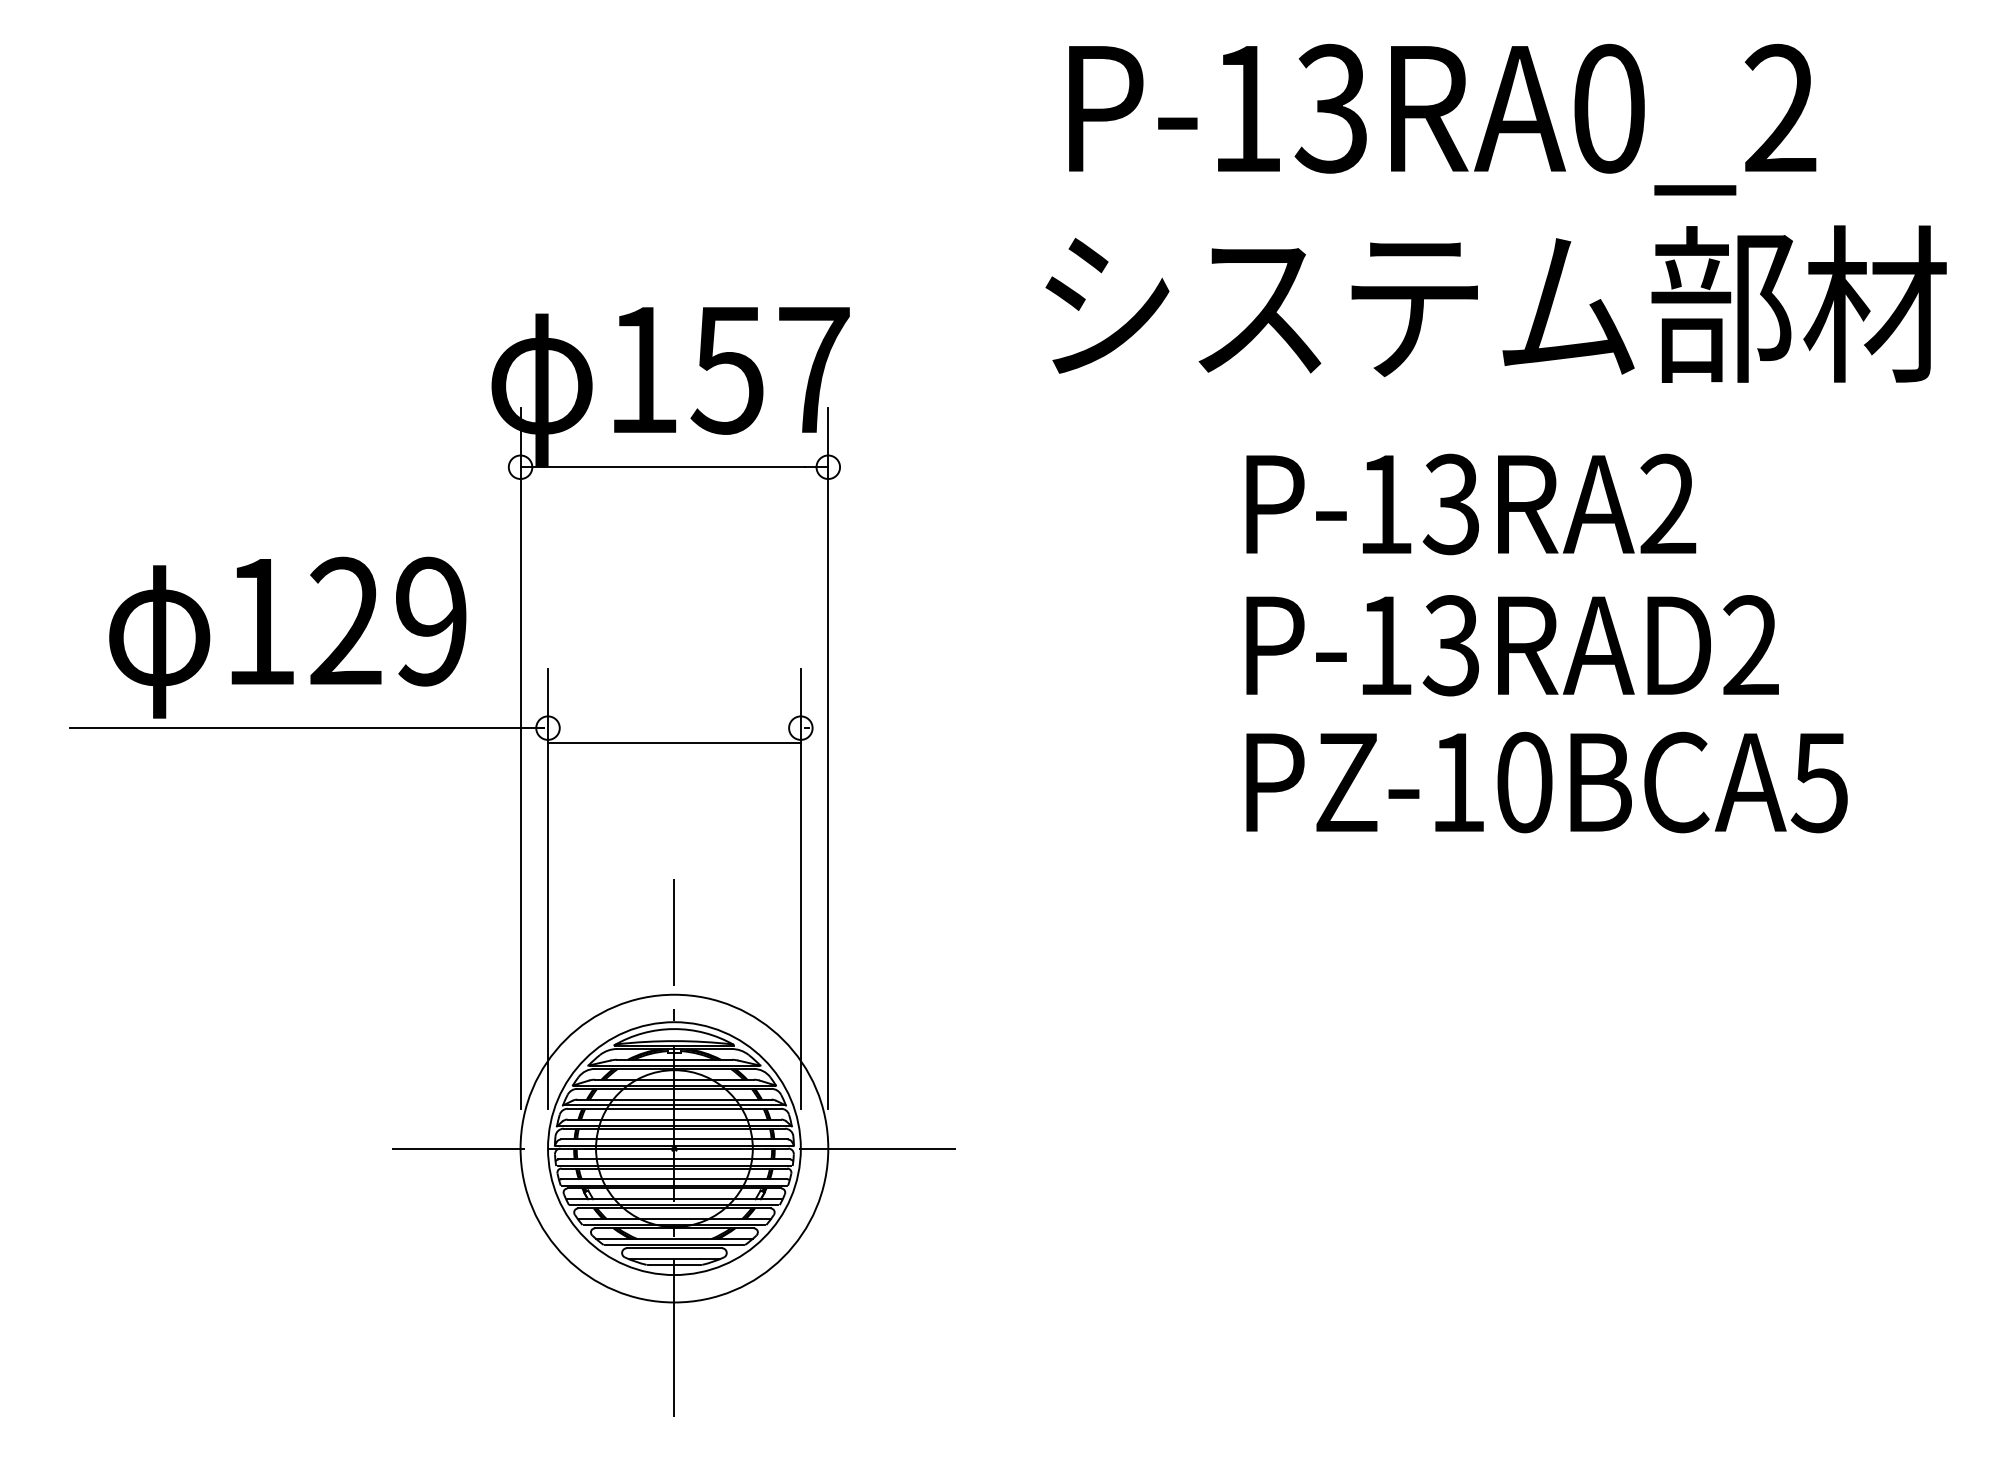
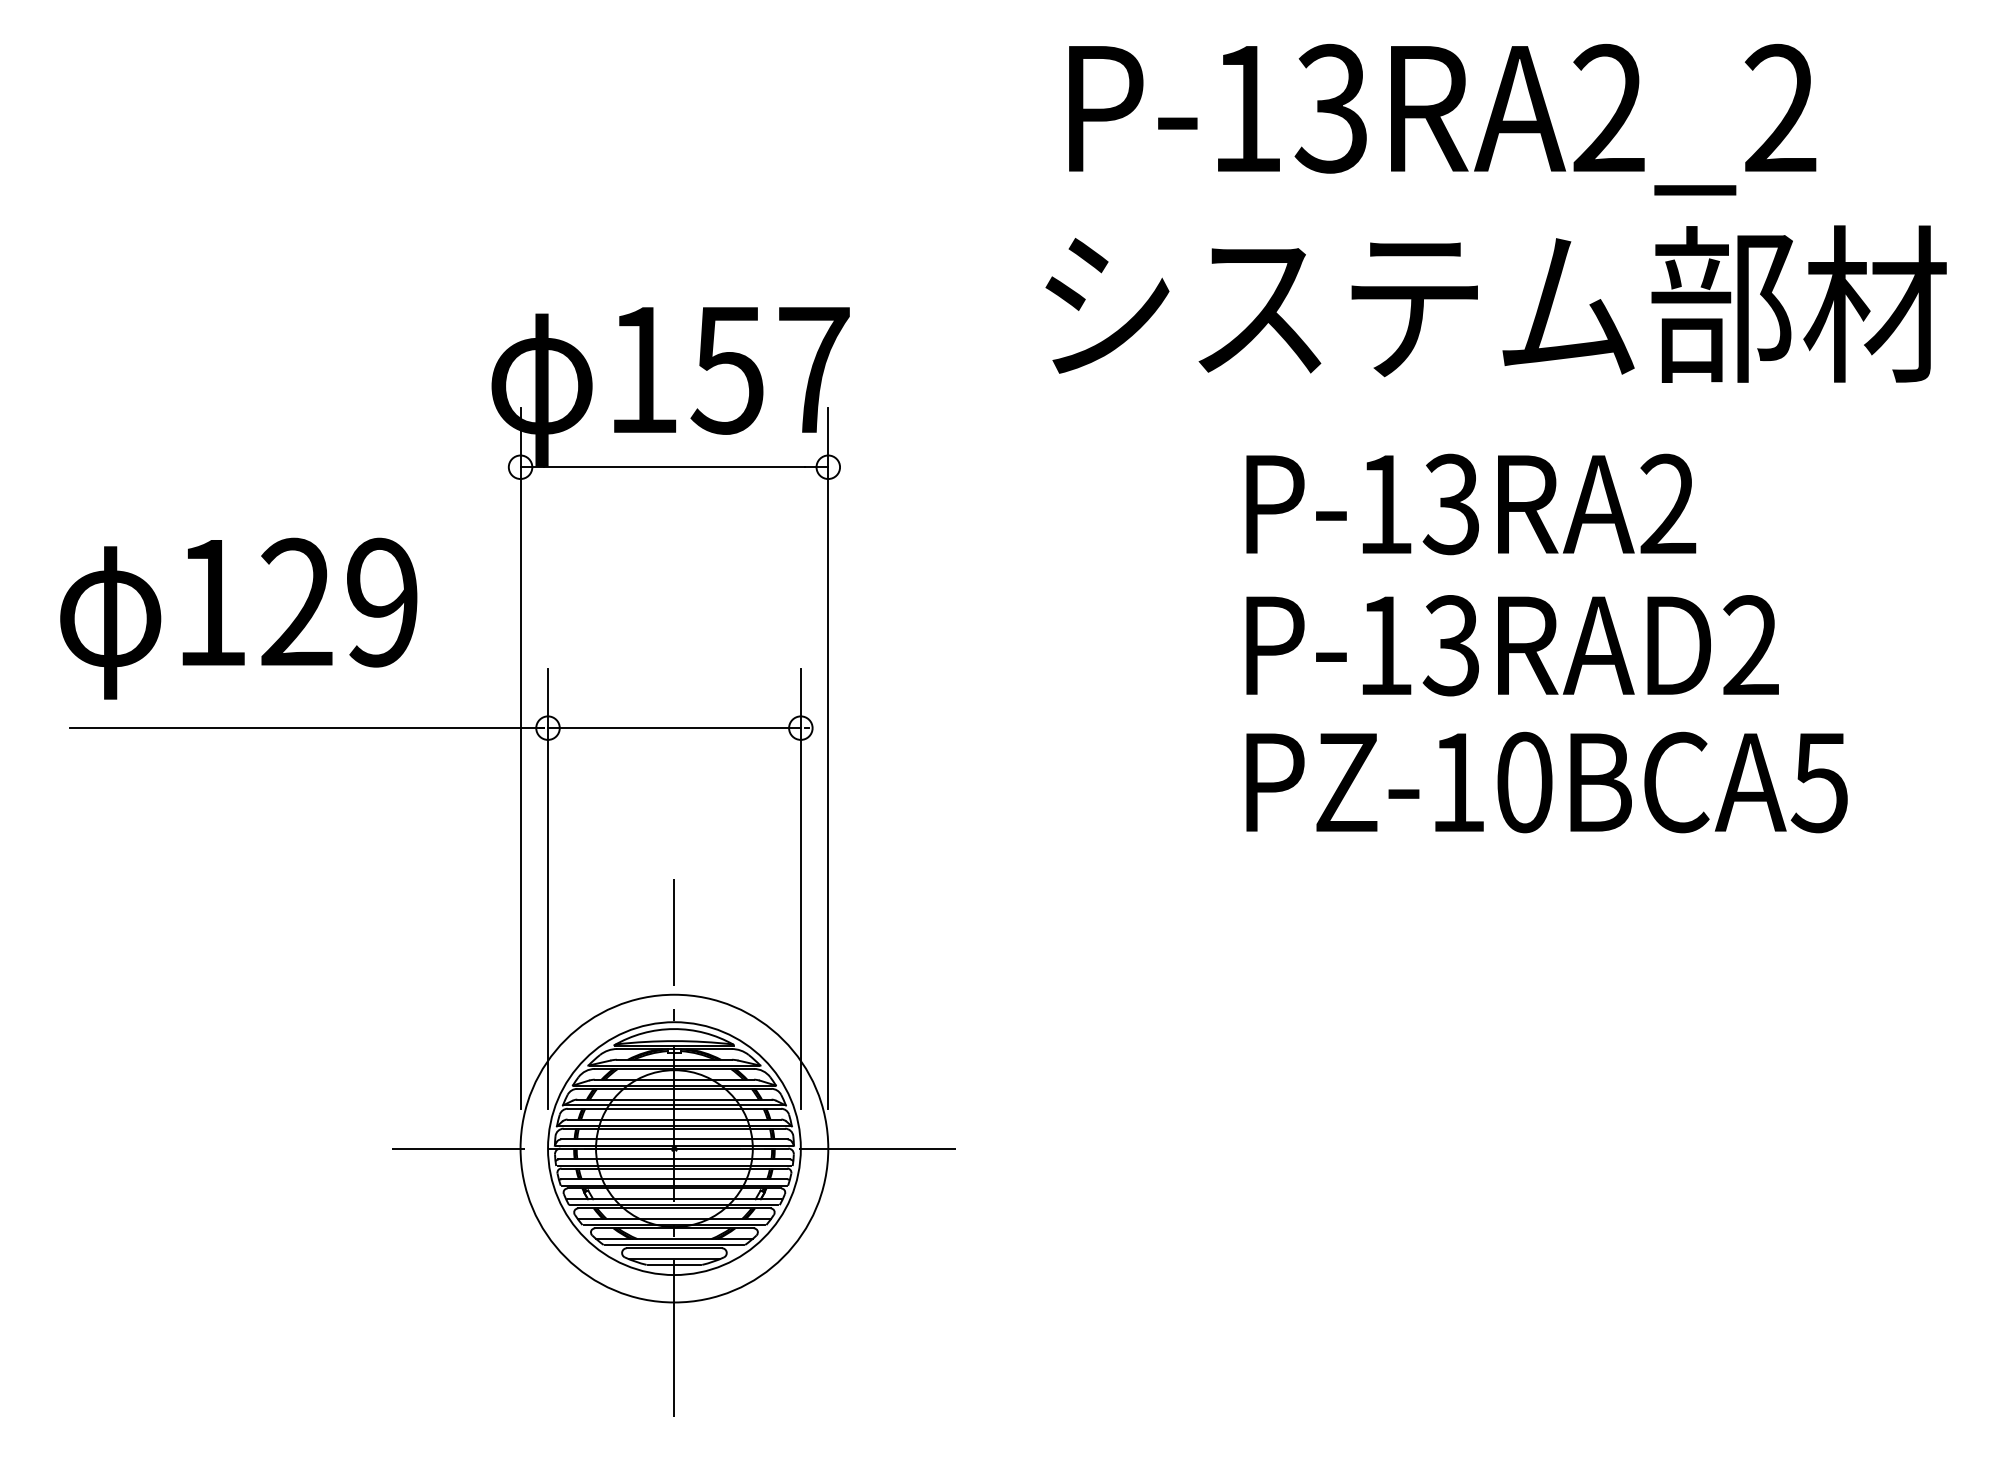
text: P-13RA0_2 -> P-13RA2_2 (1608, 108)
text position: (287, 637) -> (238, 618) (238, 618)
line position: (674, 743) -> (674, 728) (674, 728)
